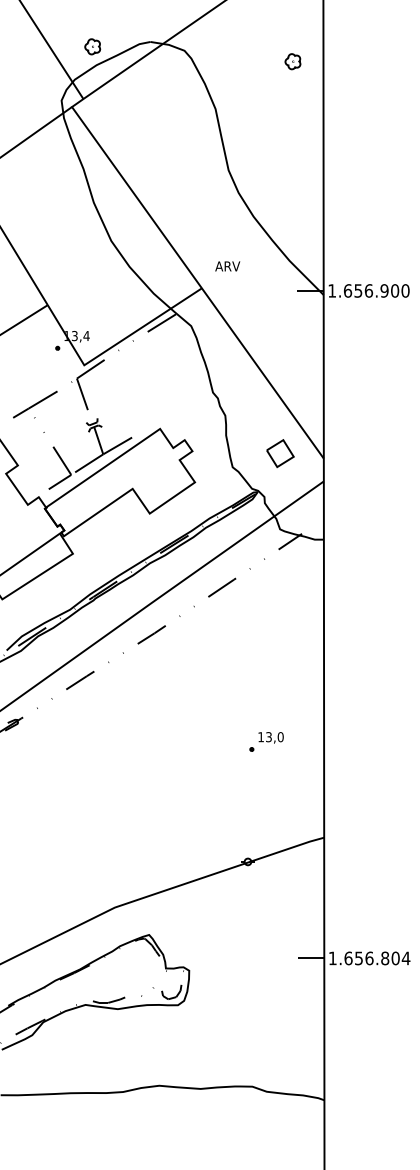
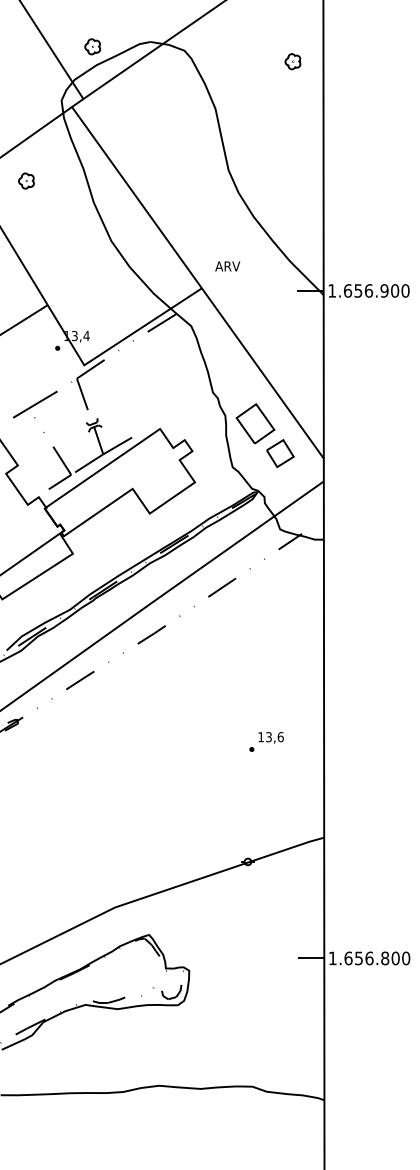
part: none -> present (26, 180)
part: none -> present (255, 423)
text: 13,0 -> 13,6 (280, 736)
text: 1.656.804 -> 1.656.800 (405, 958)
